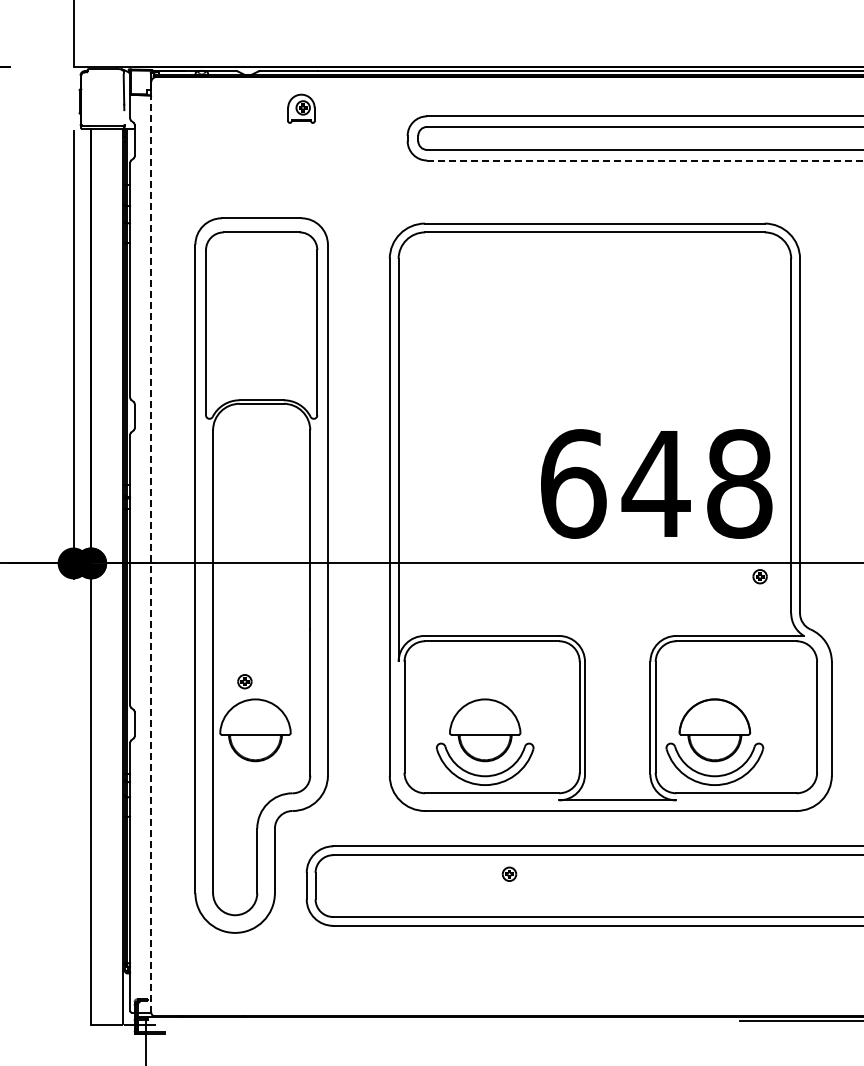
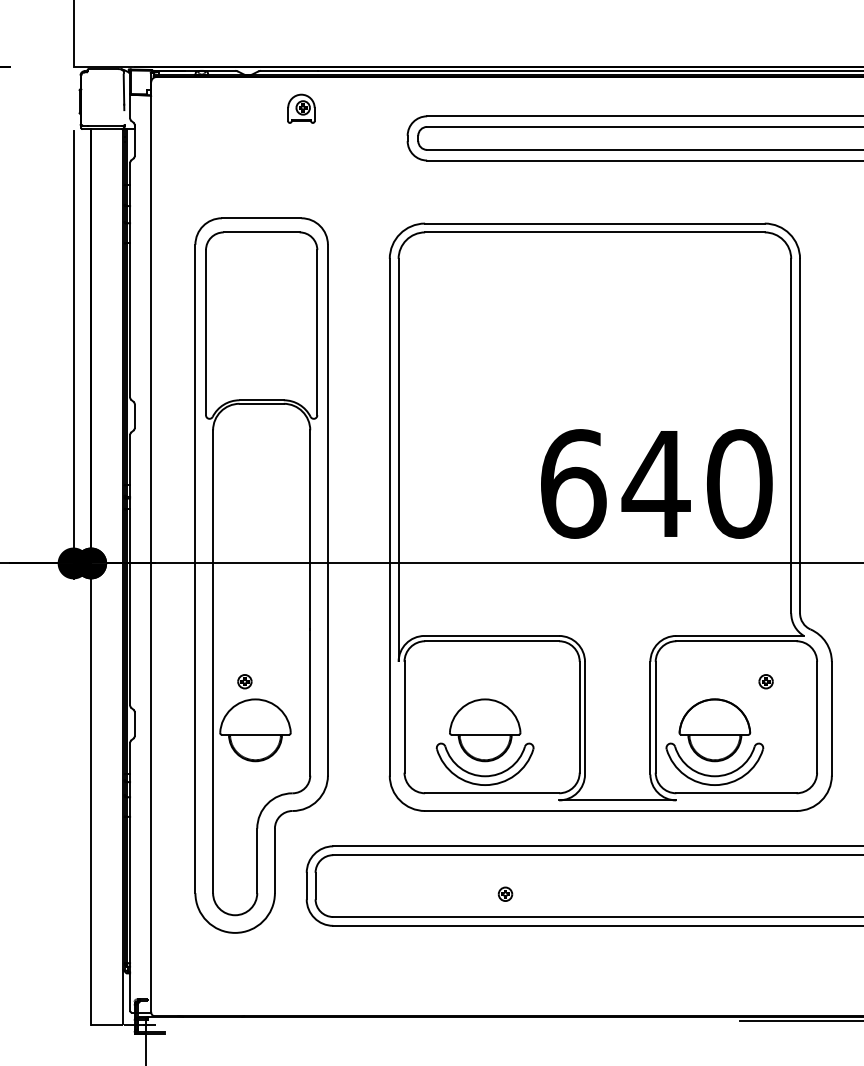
line: dashed -> solid (645, 160)
text: 648 -> 640 (739, 483)
line: dashed -> solid (151, 546)
part position: (759, 576) -> (765, 681) (765, 681)
part position: (509, 873) -> (505, 893) (505, 893)
